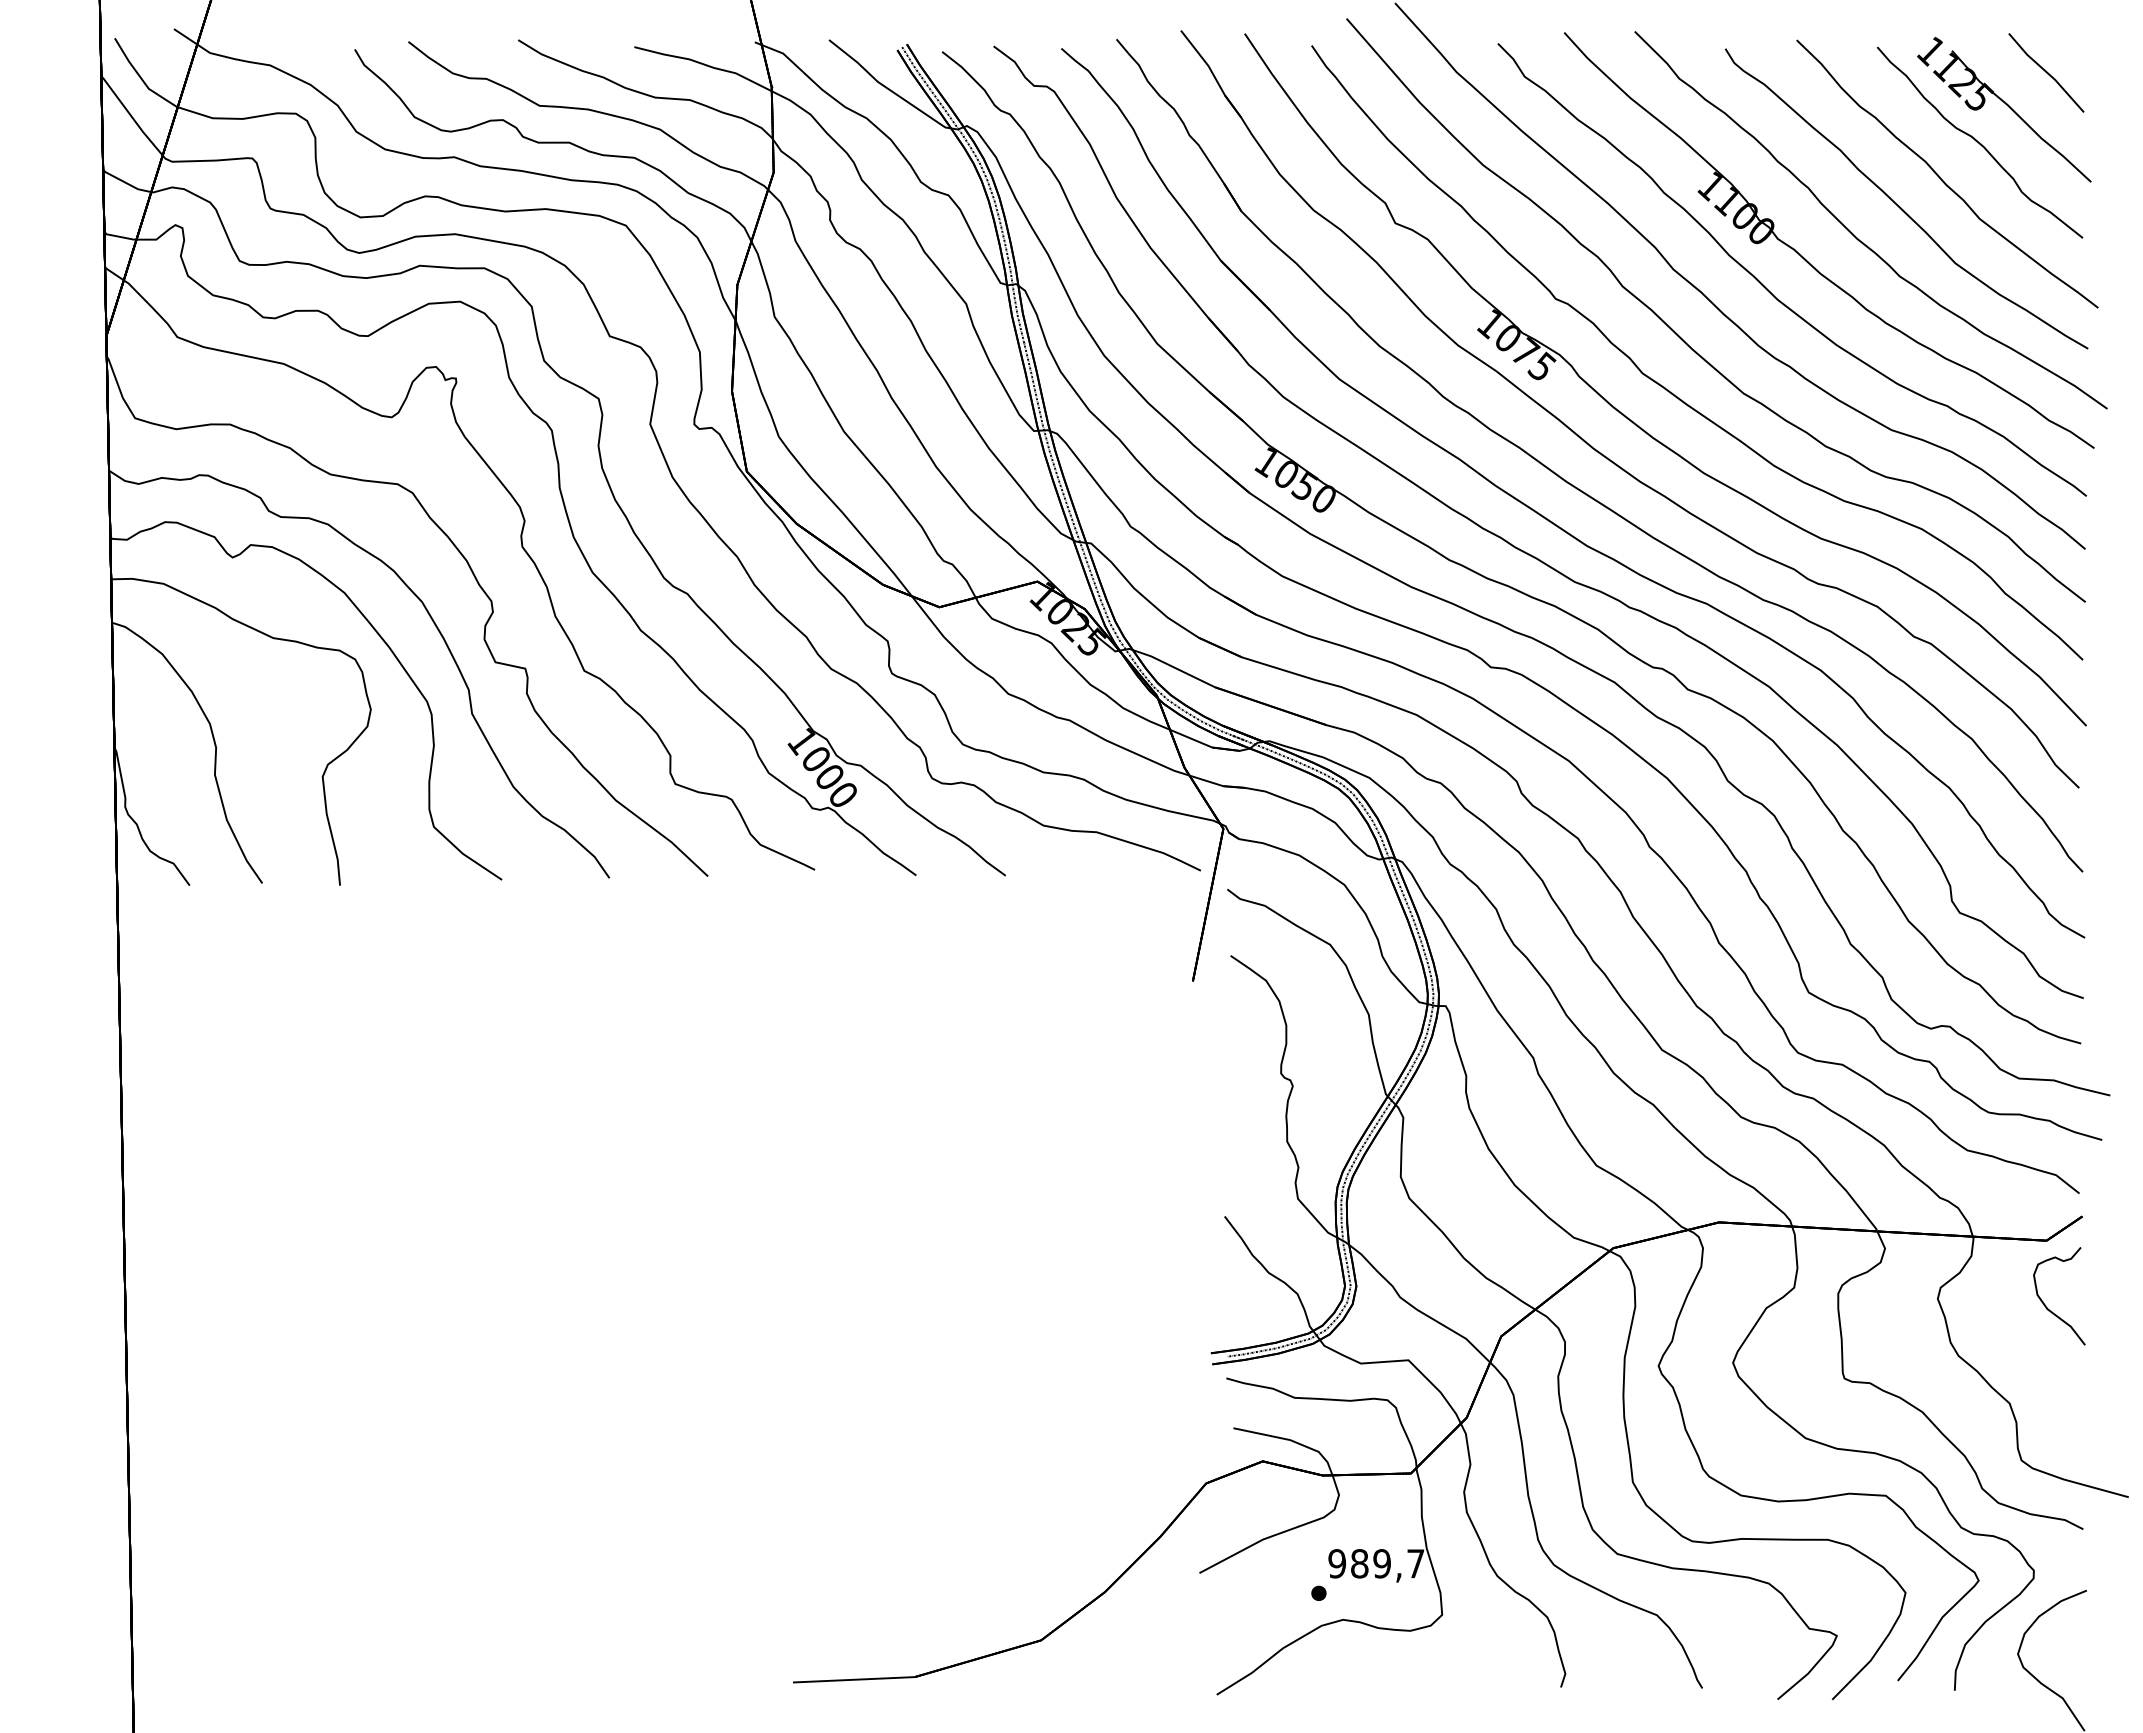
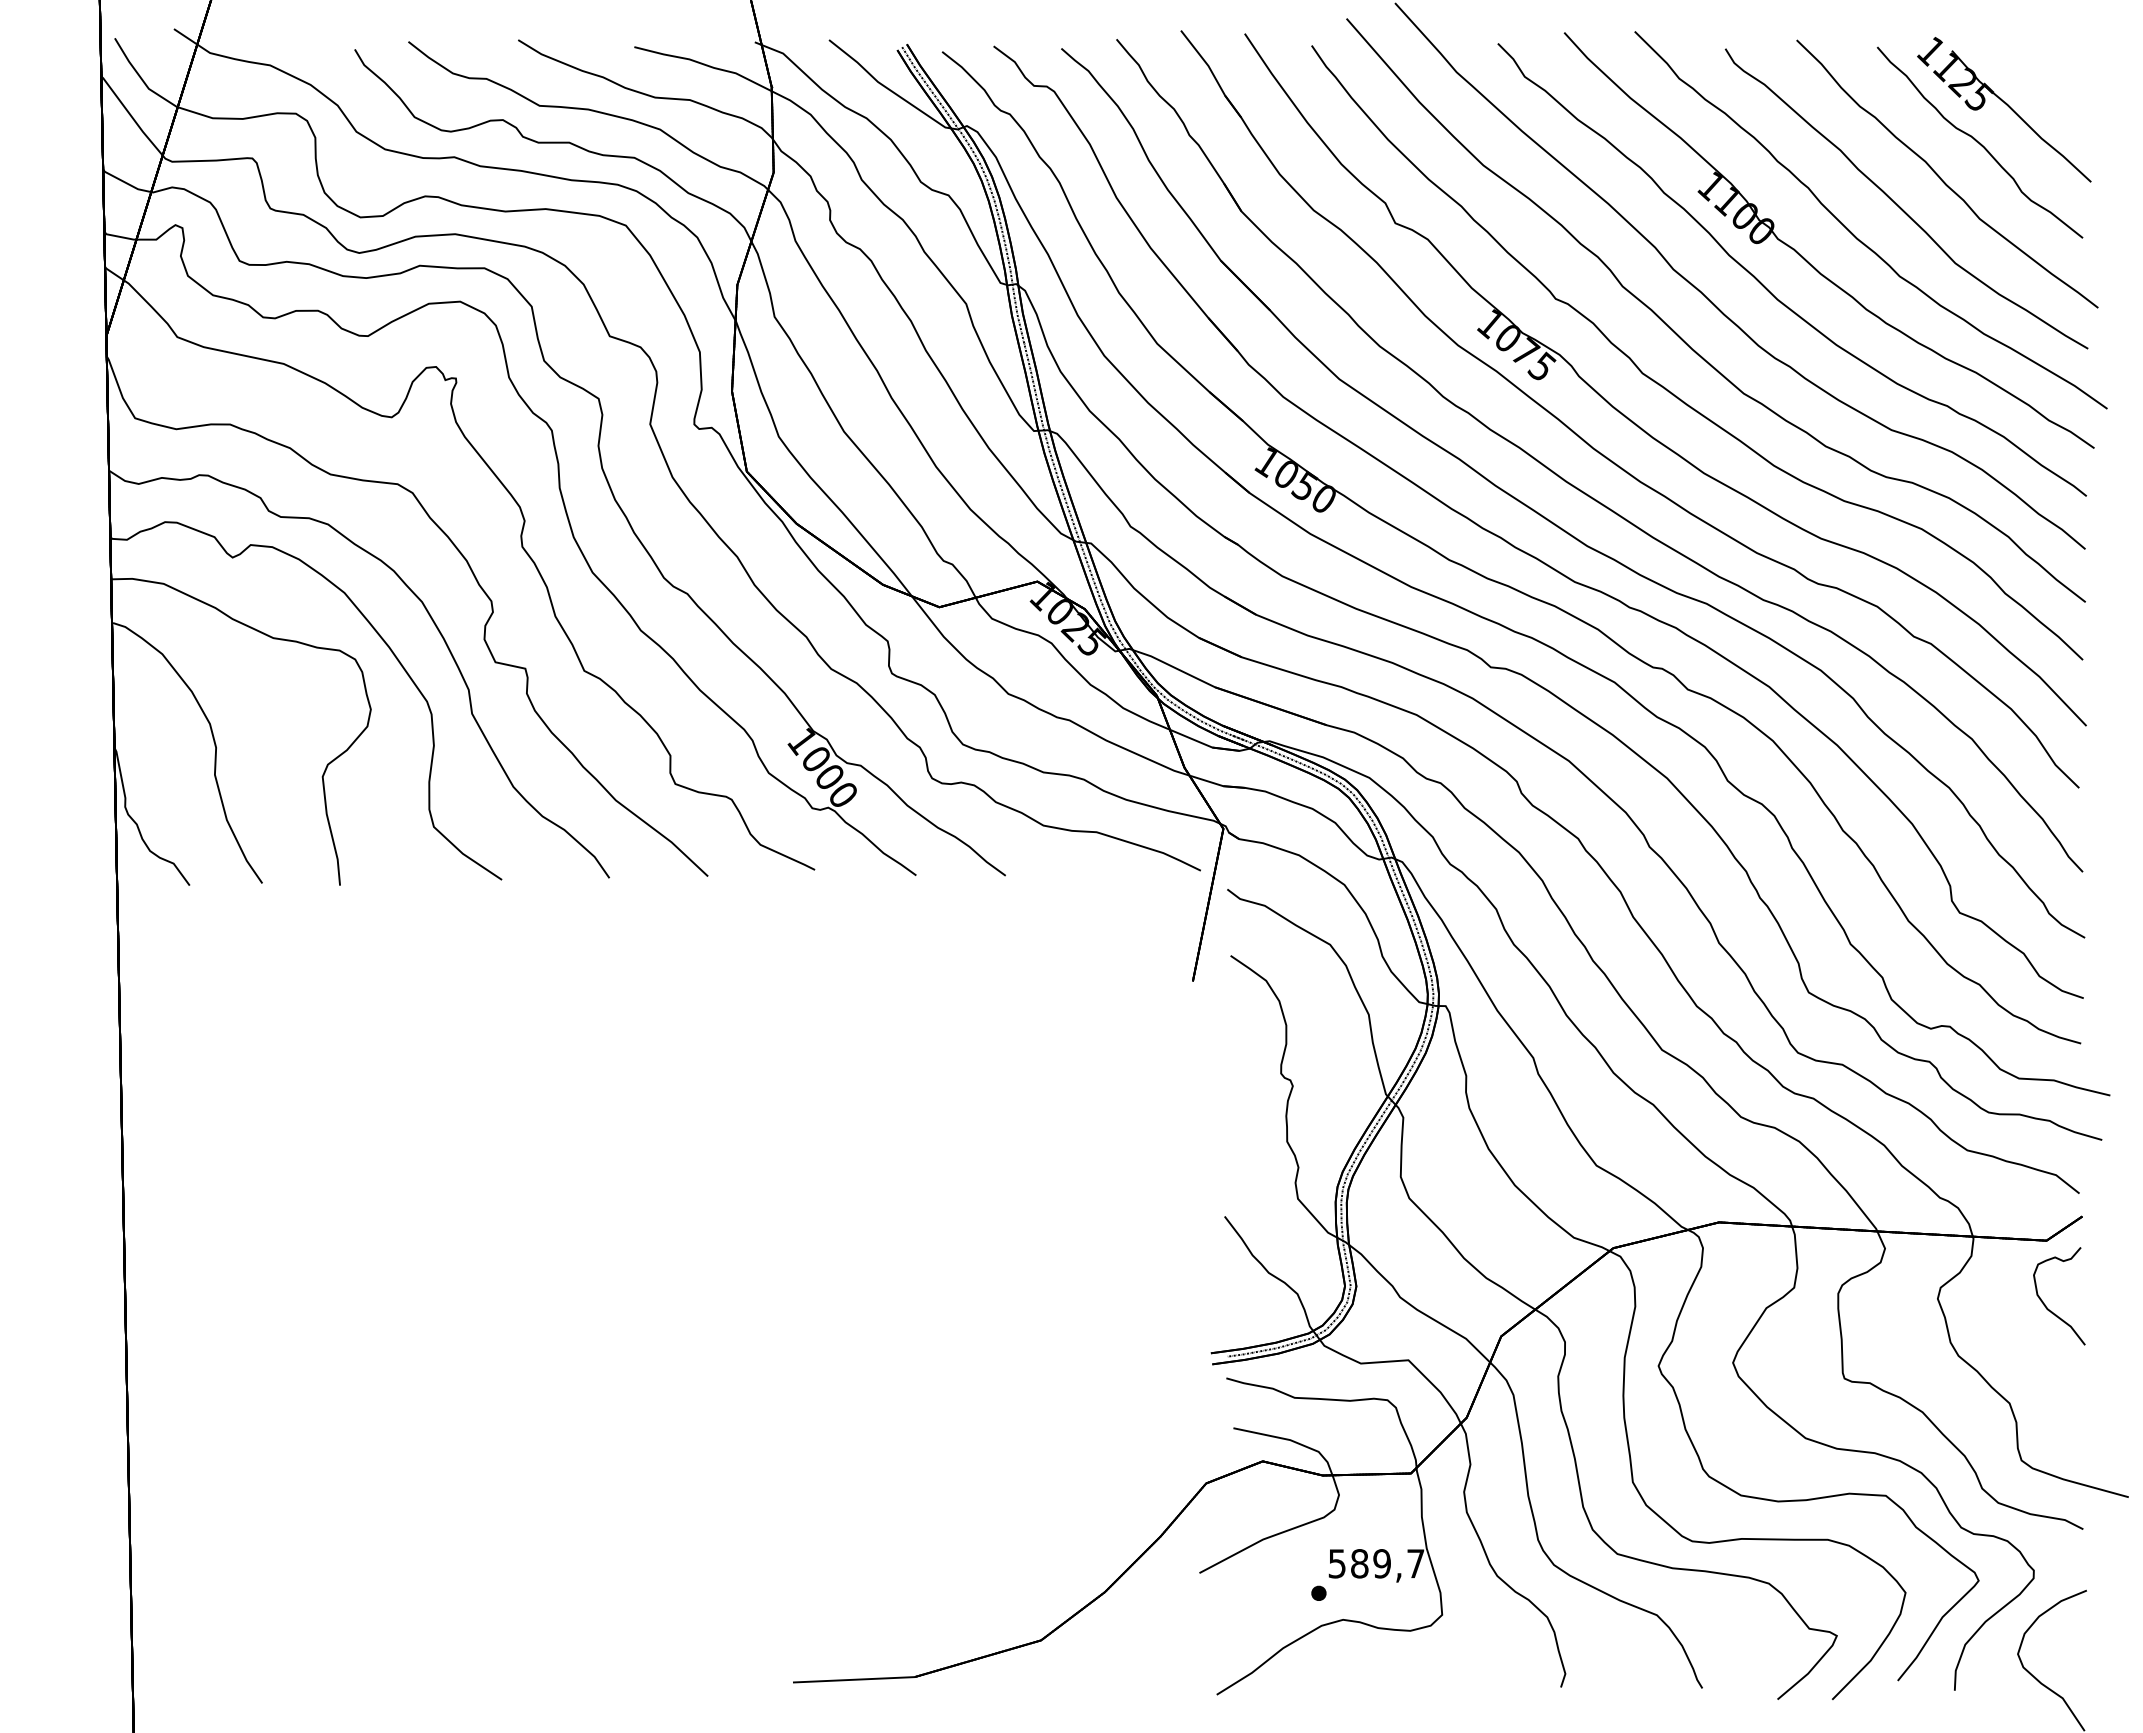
part: present -> none (2046, 72)
text: 989,7 -> 589,7 (1337, 1563)
